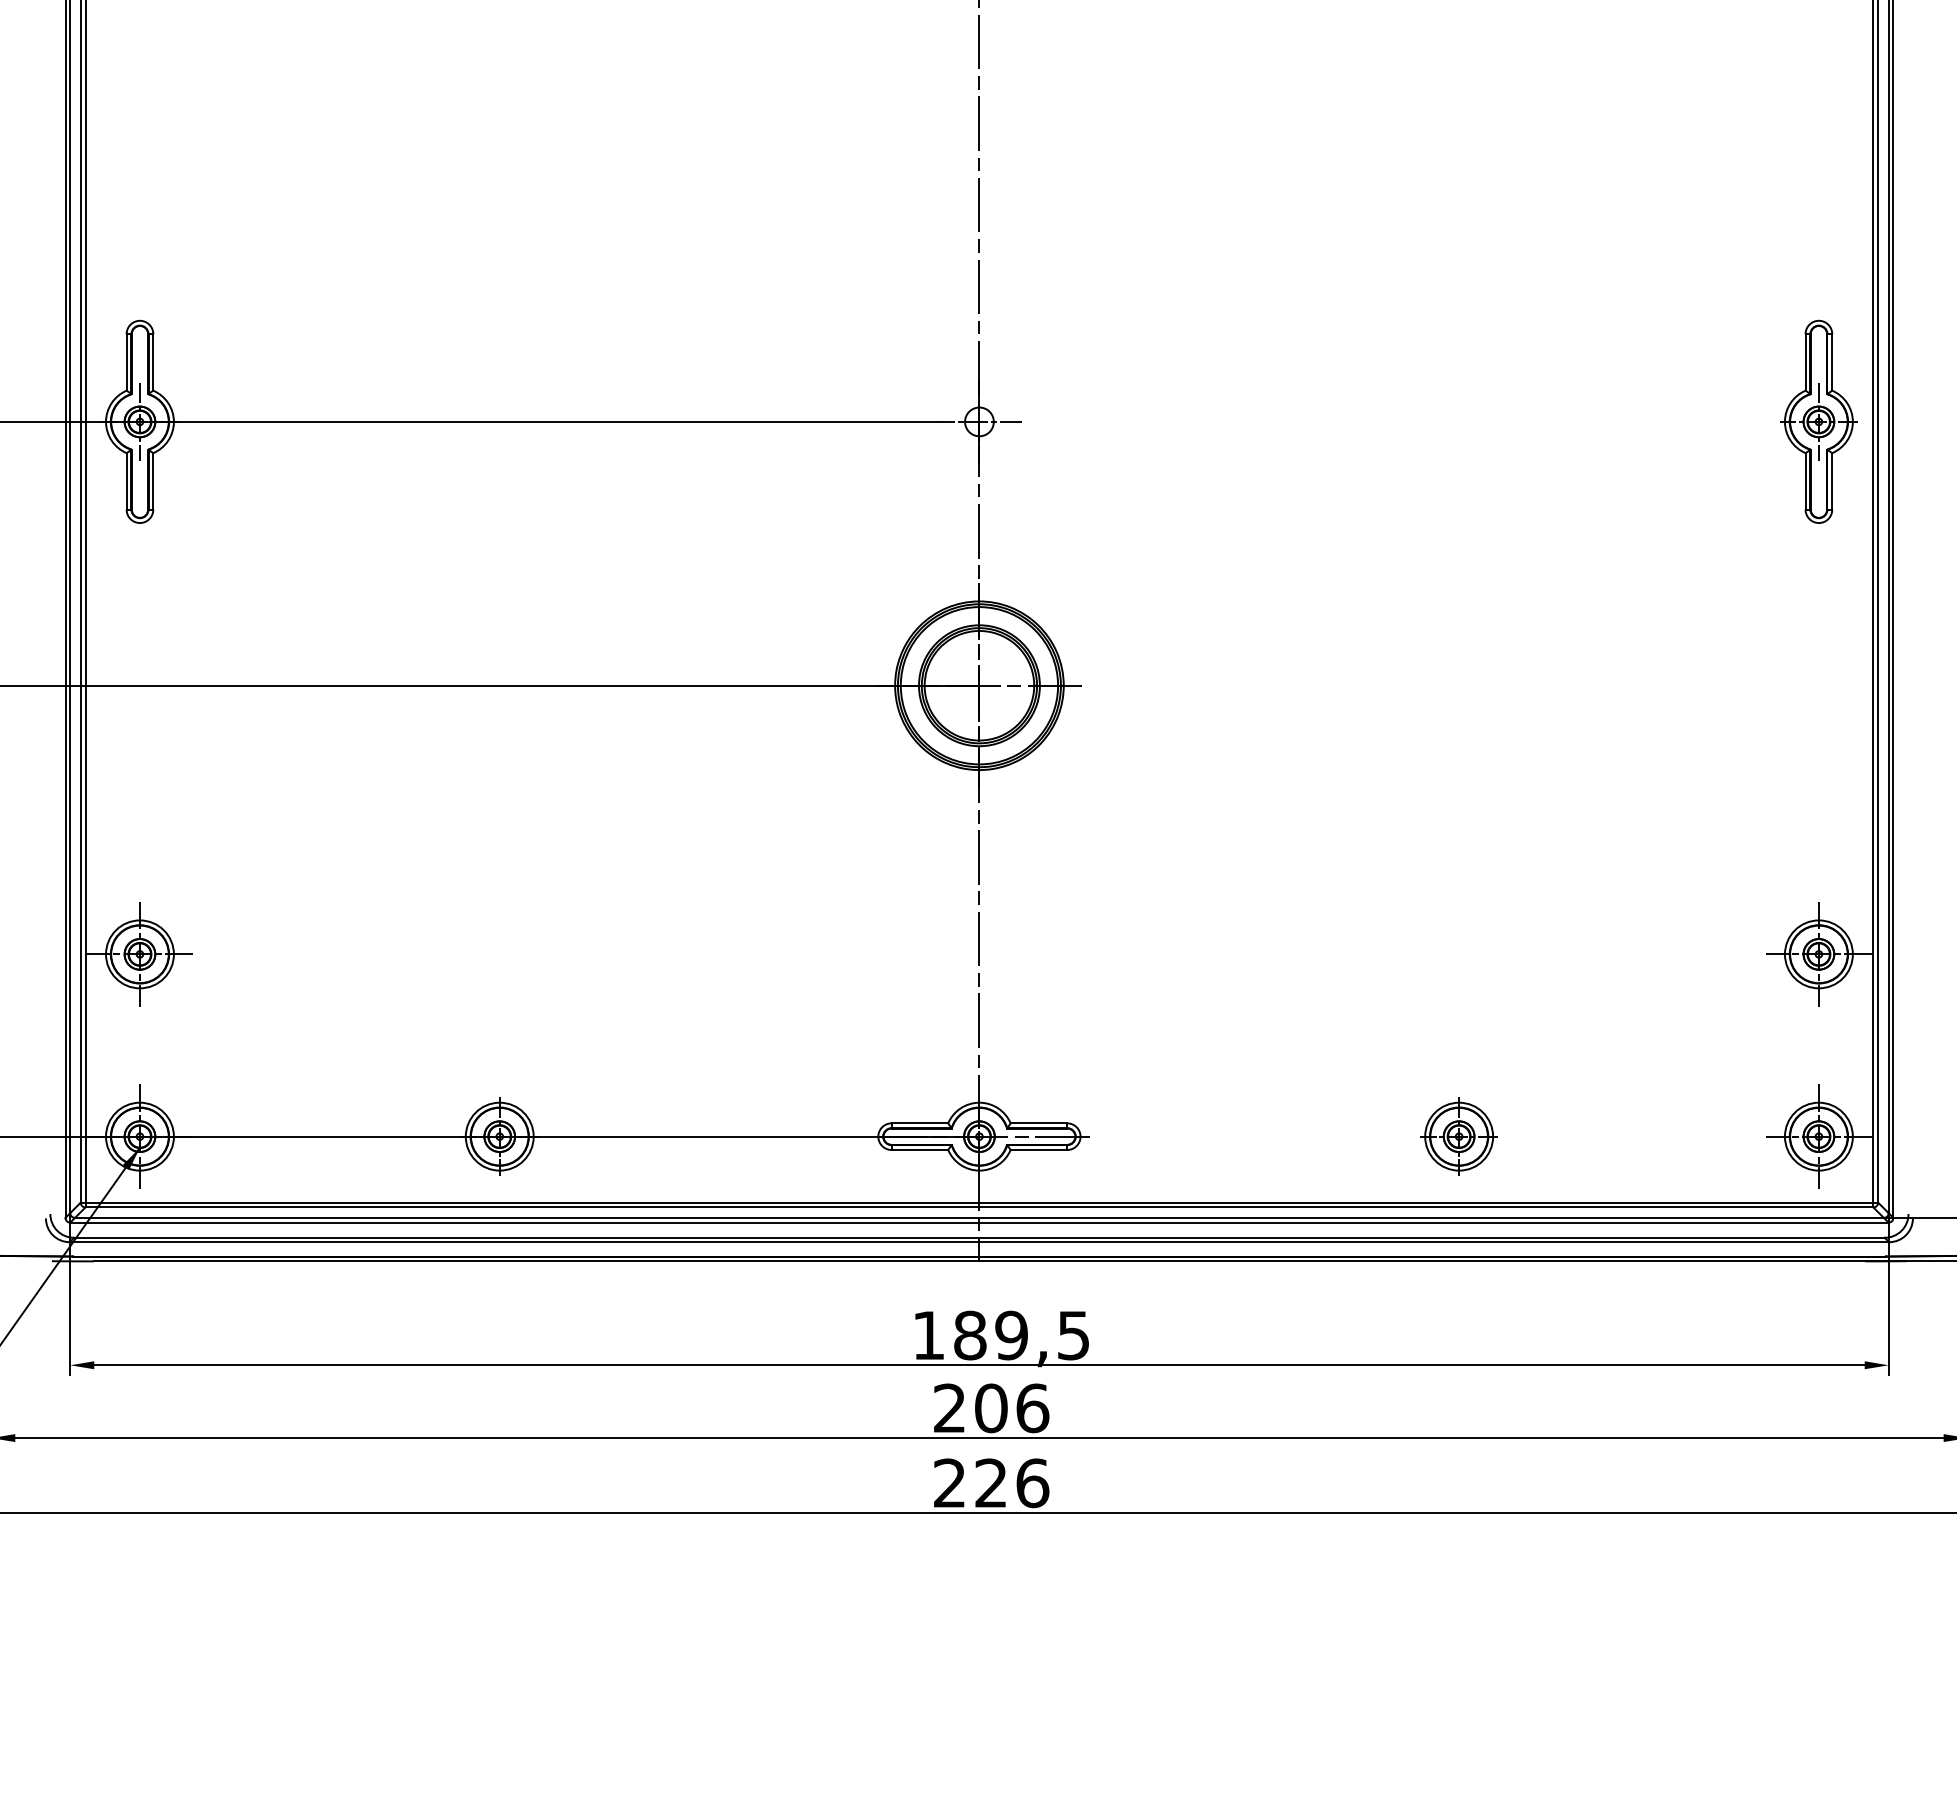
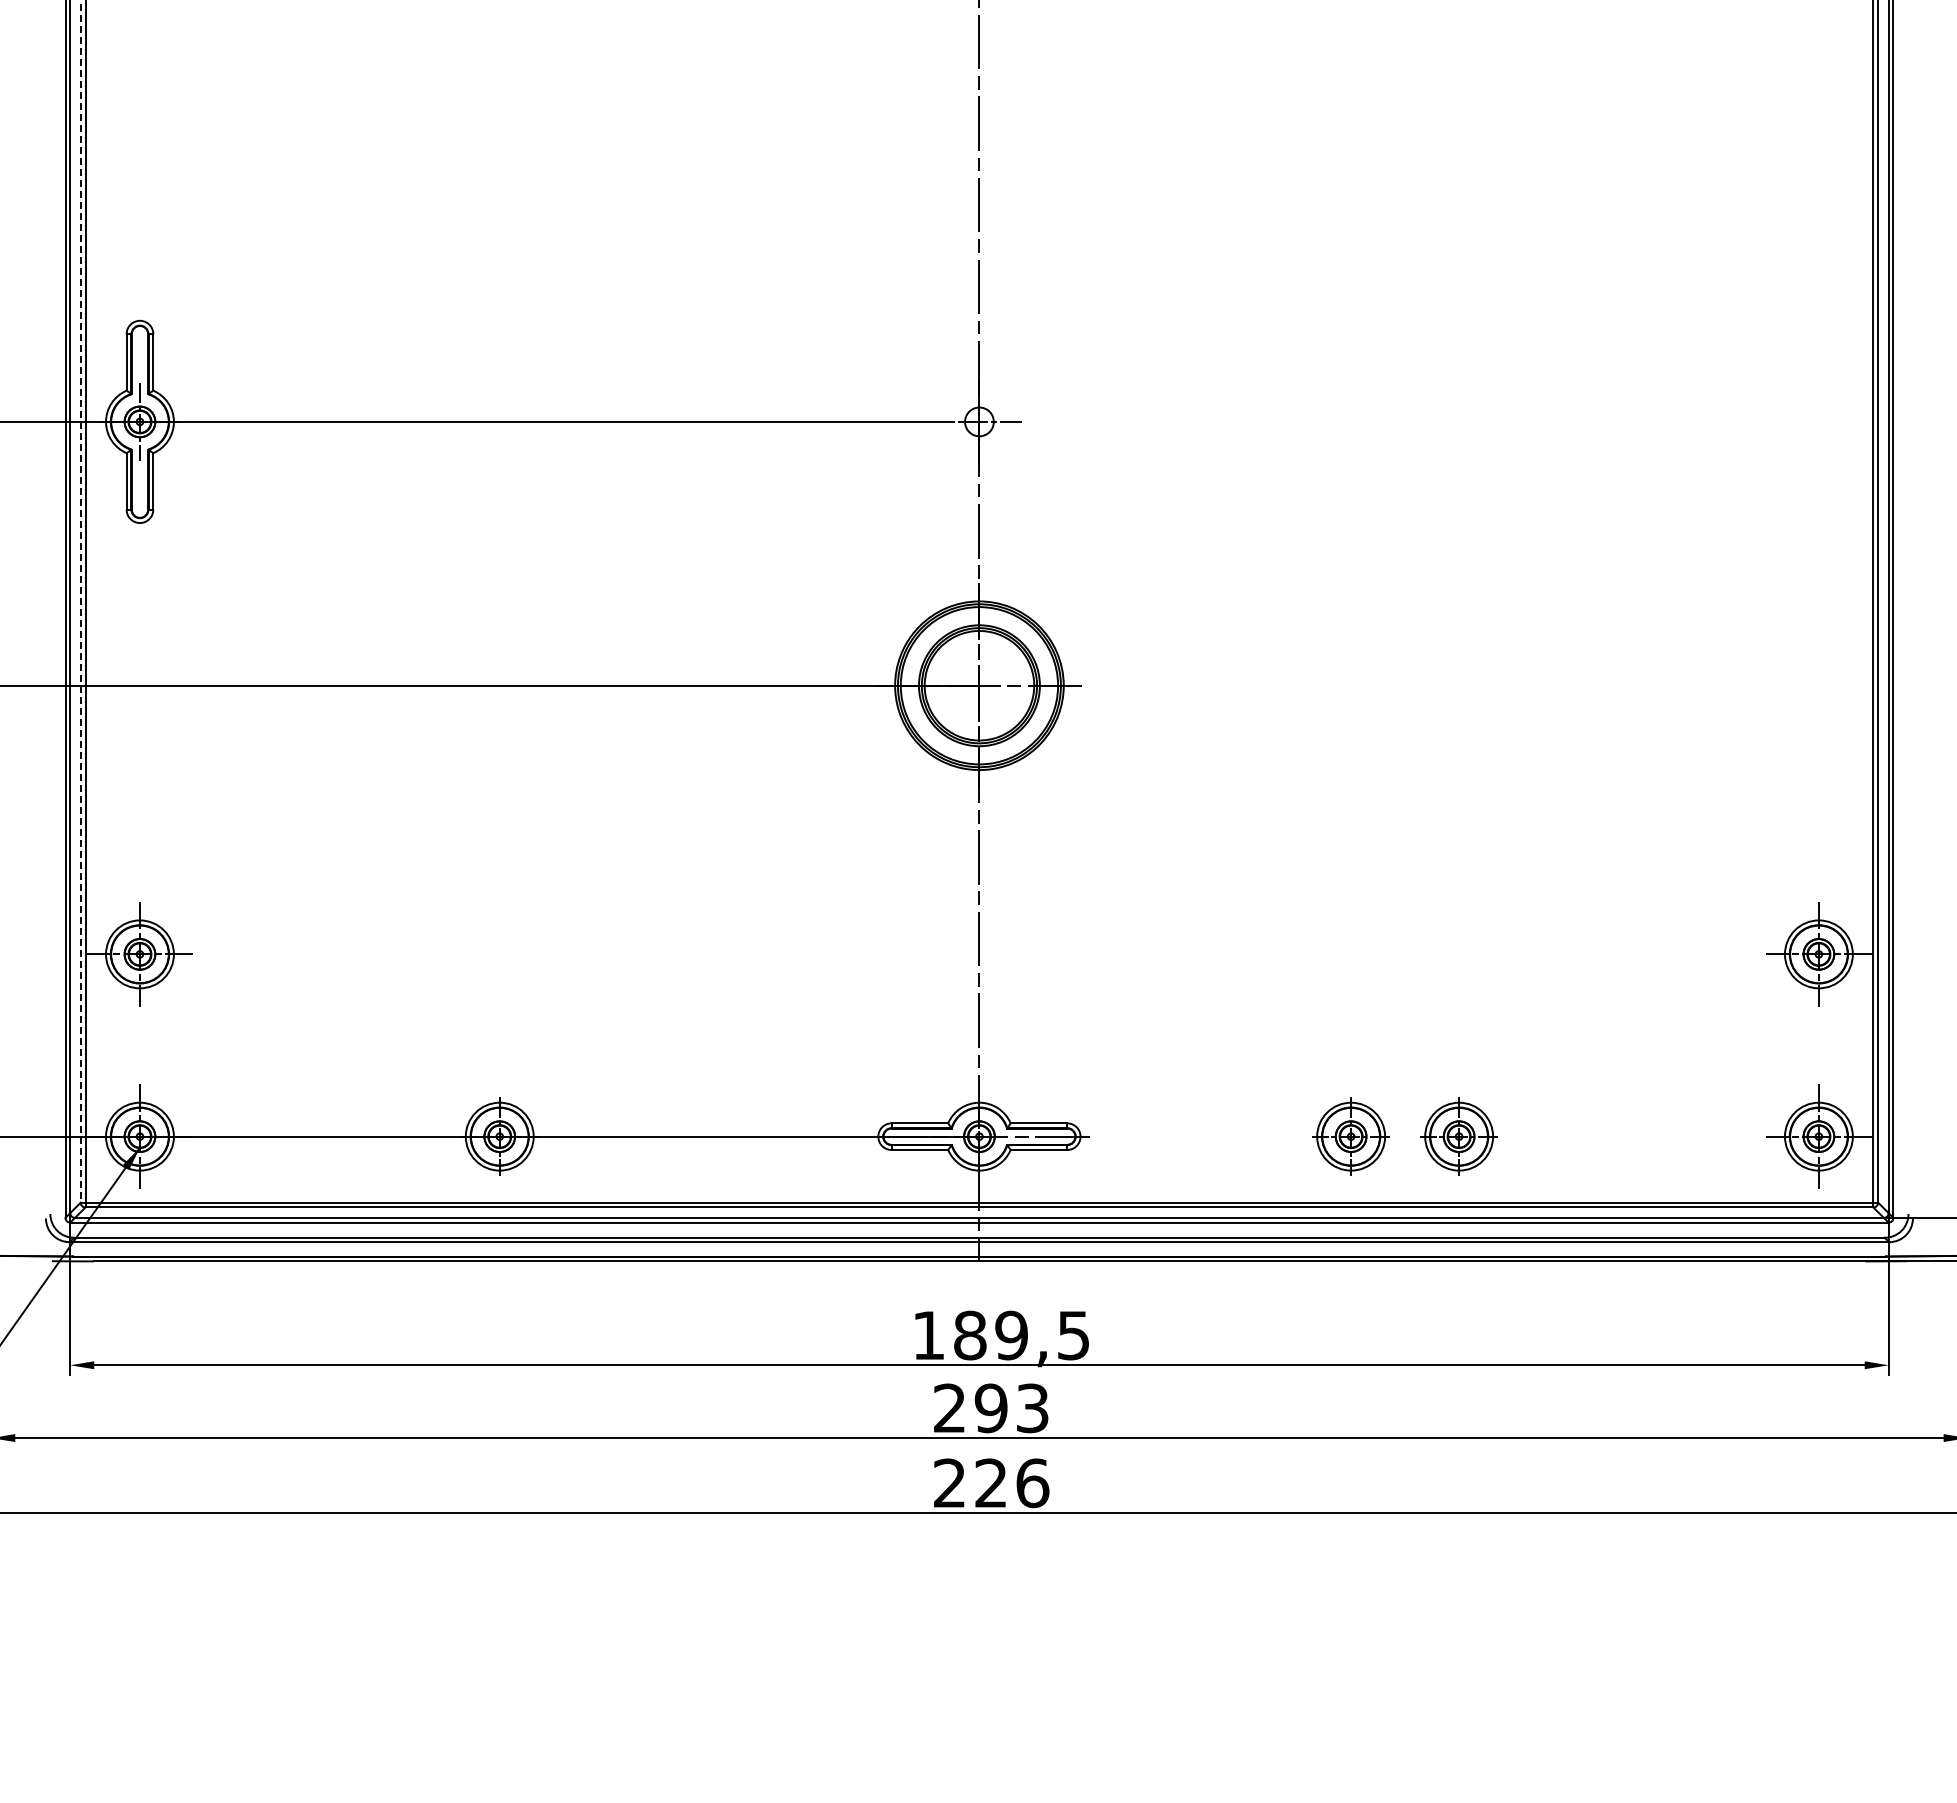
part: present -> none (1818, 421)
line: solid -> dashed (80, 601)
part: none -> present (1350, 1136)
text: 206 -> 293 (1011, 1408)
